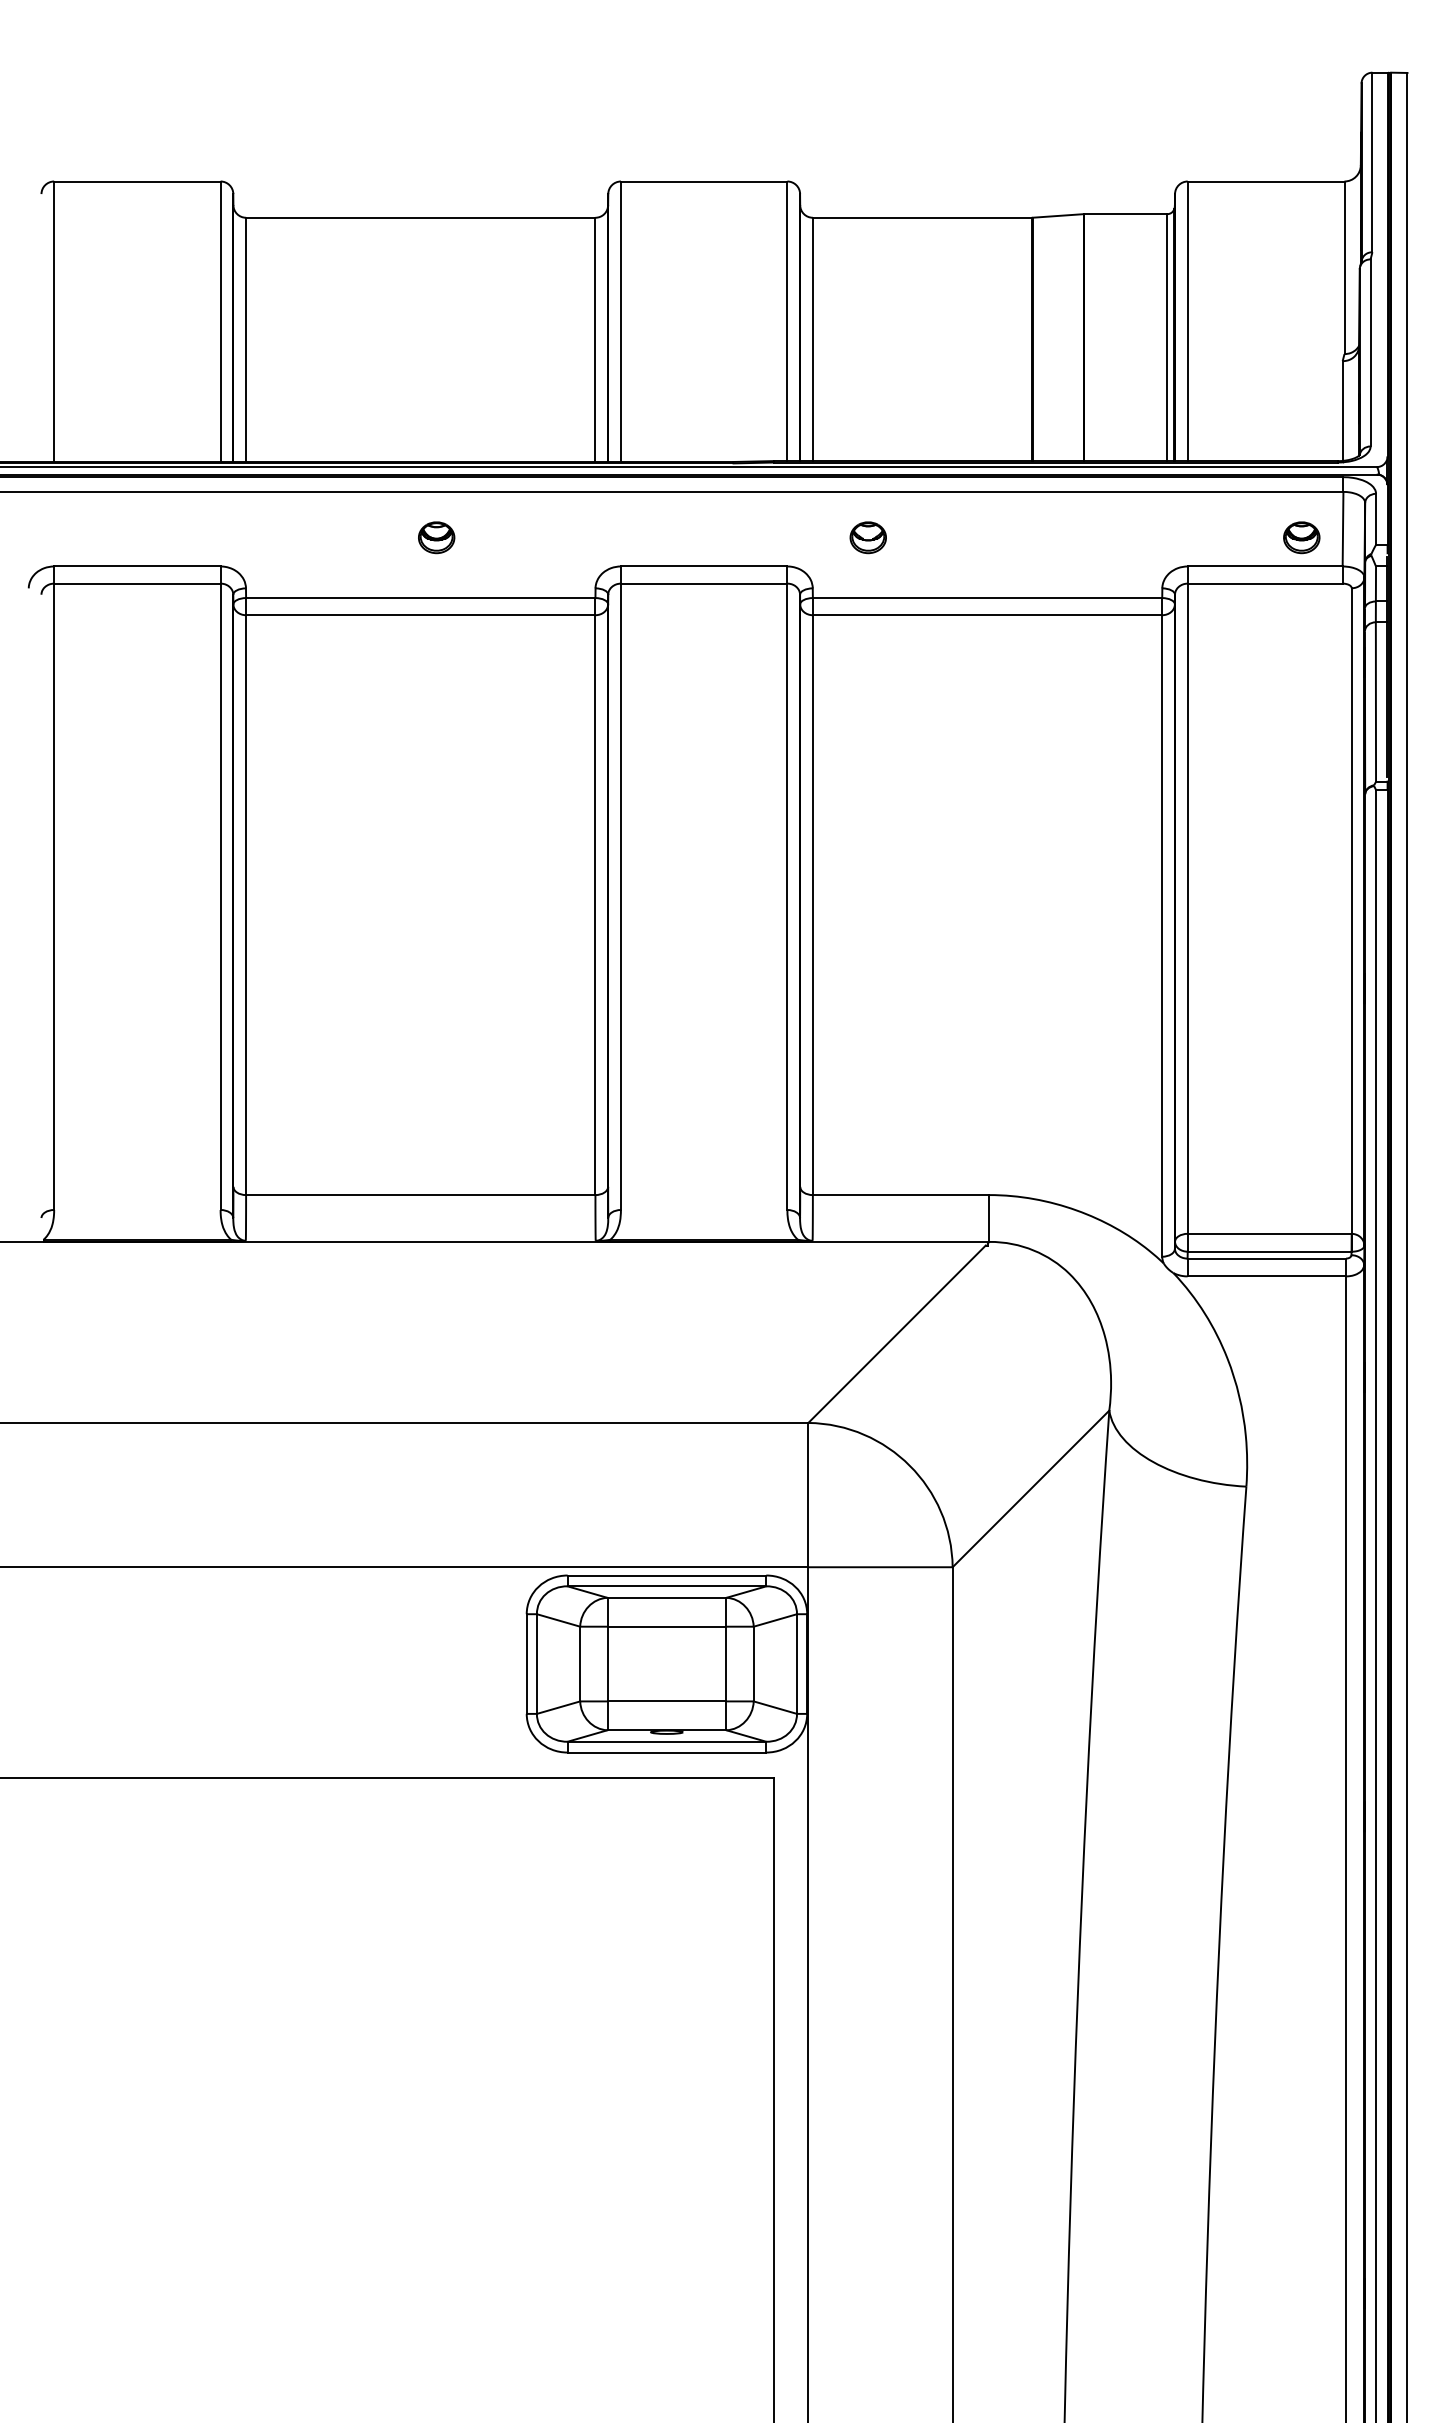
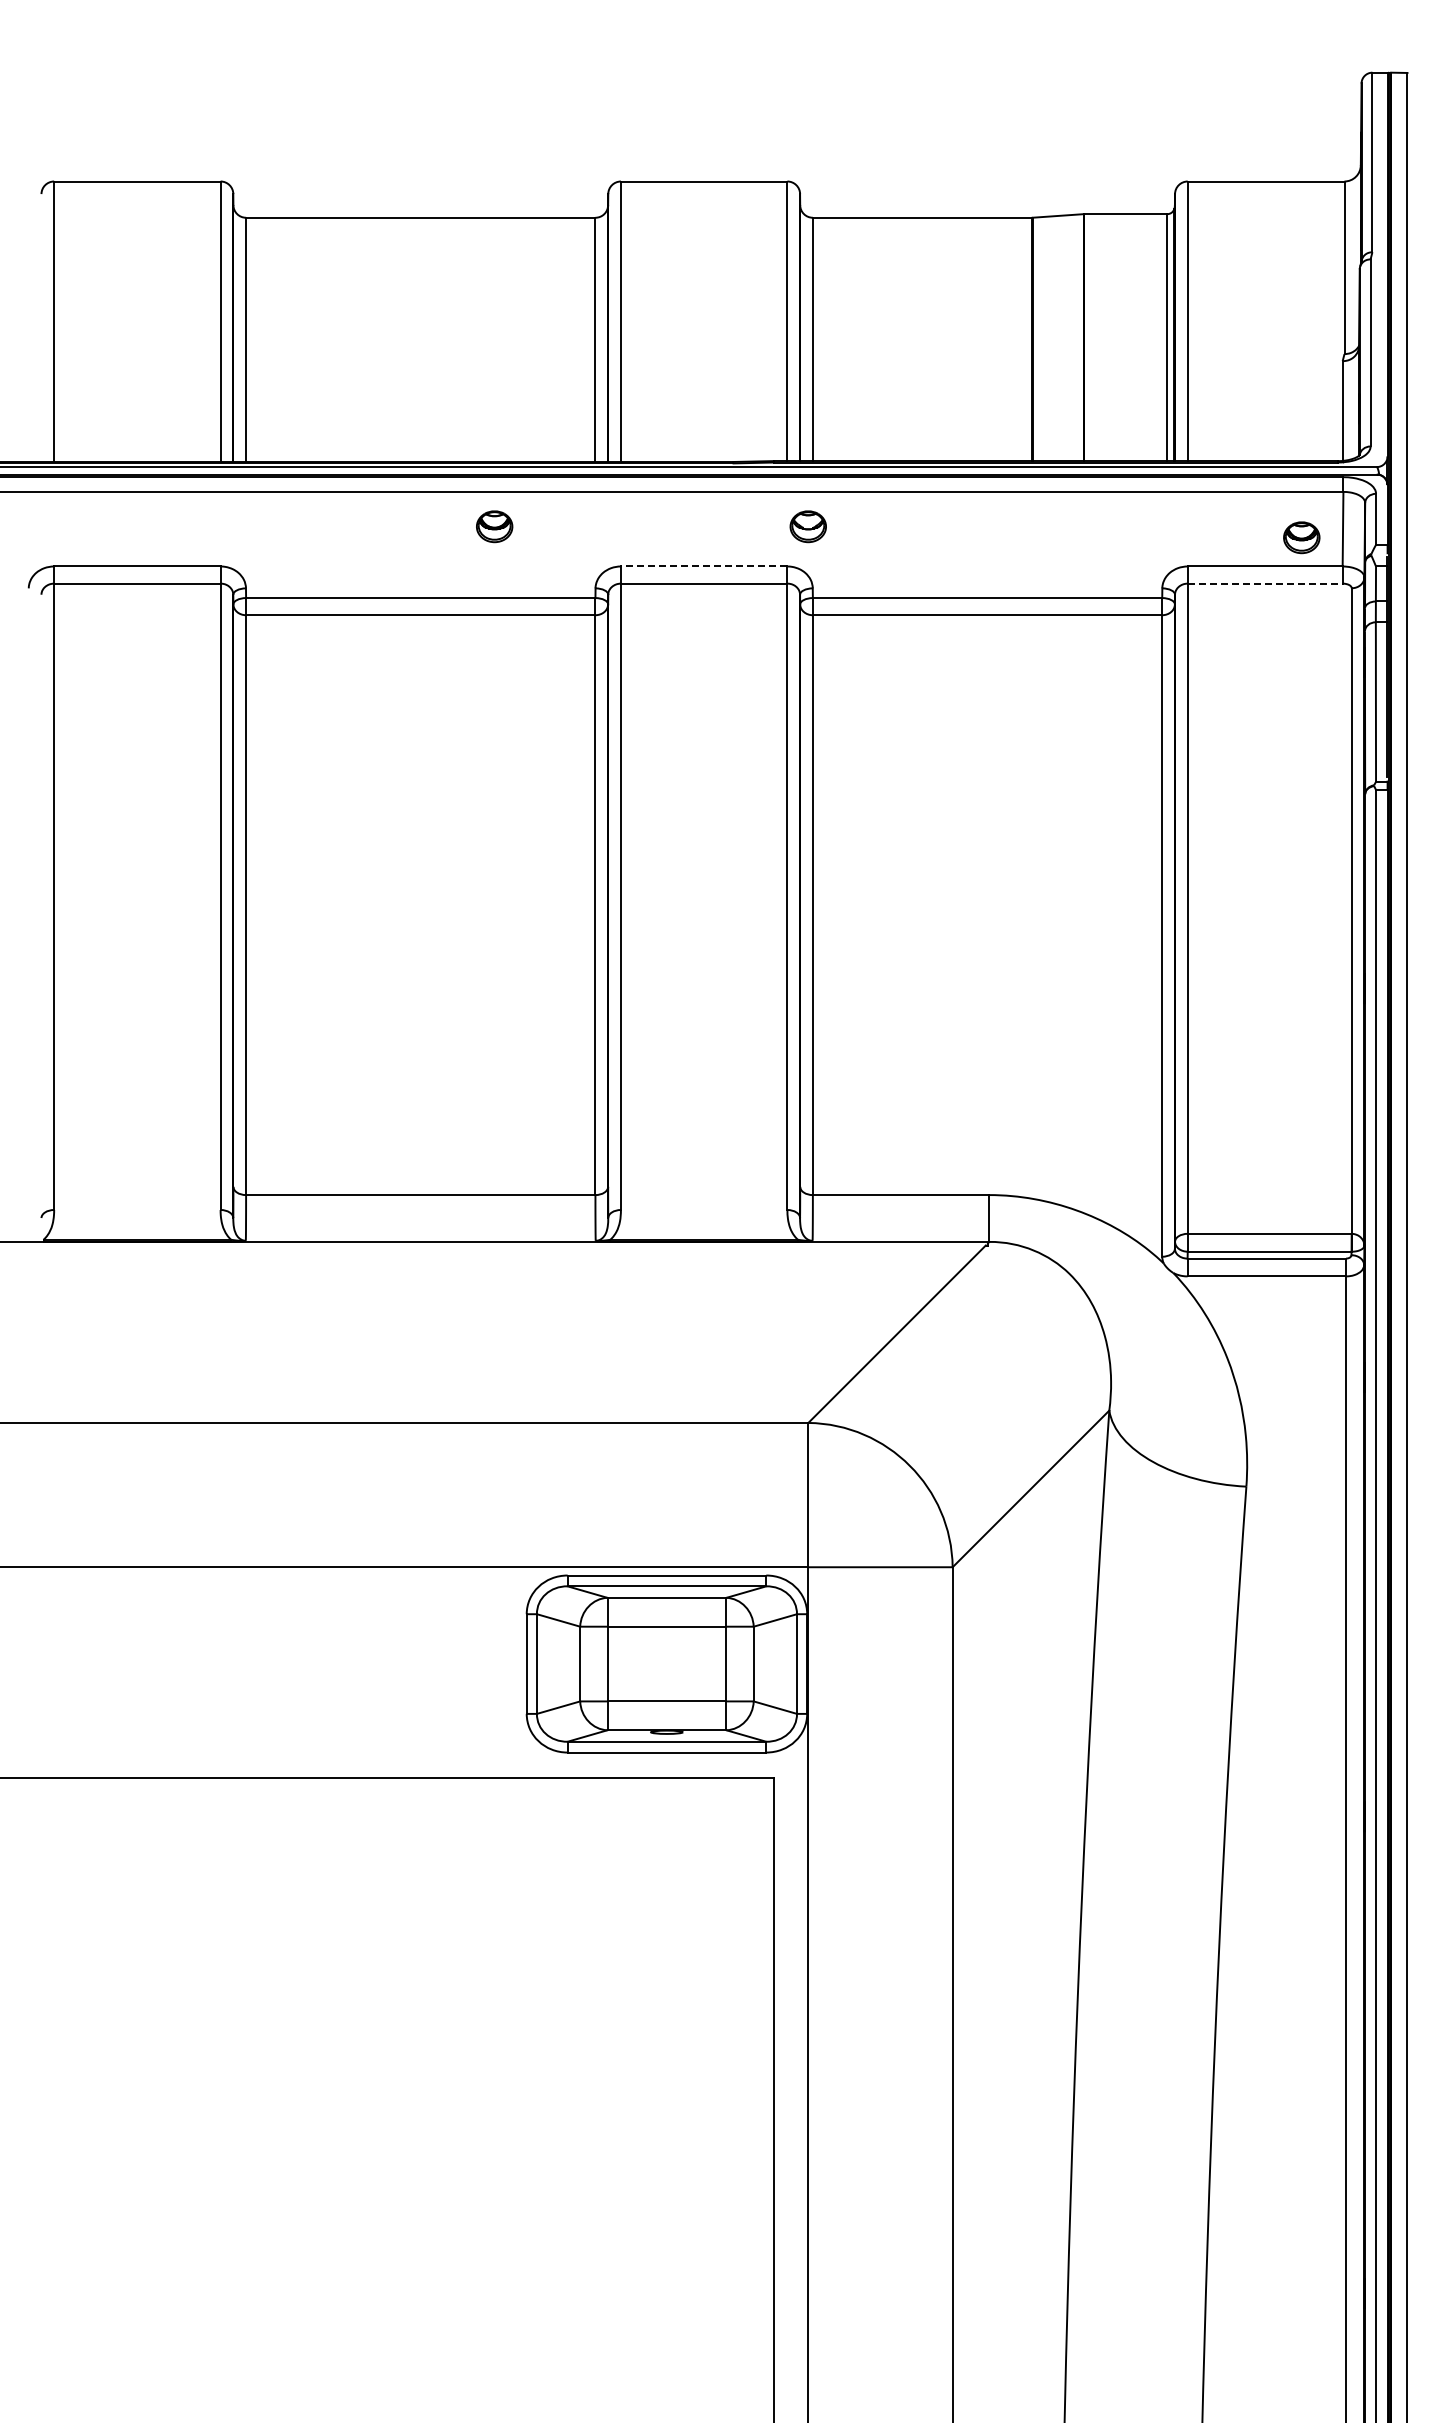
part position: (436, 537) -> (494, 526) (494, 526)
part position: (867, 537) -> (807, 526) (807, 526)
line: solid -> dashed (703, 566)
line: solid -> dashed (1265, 583)
